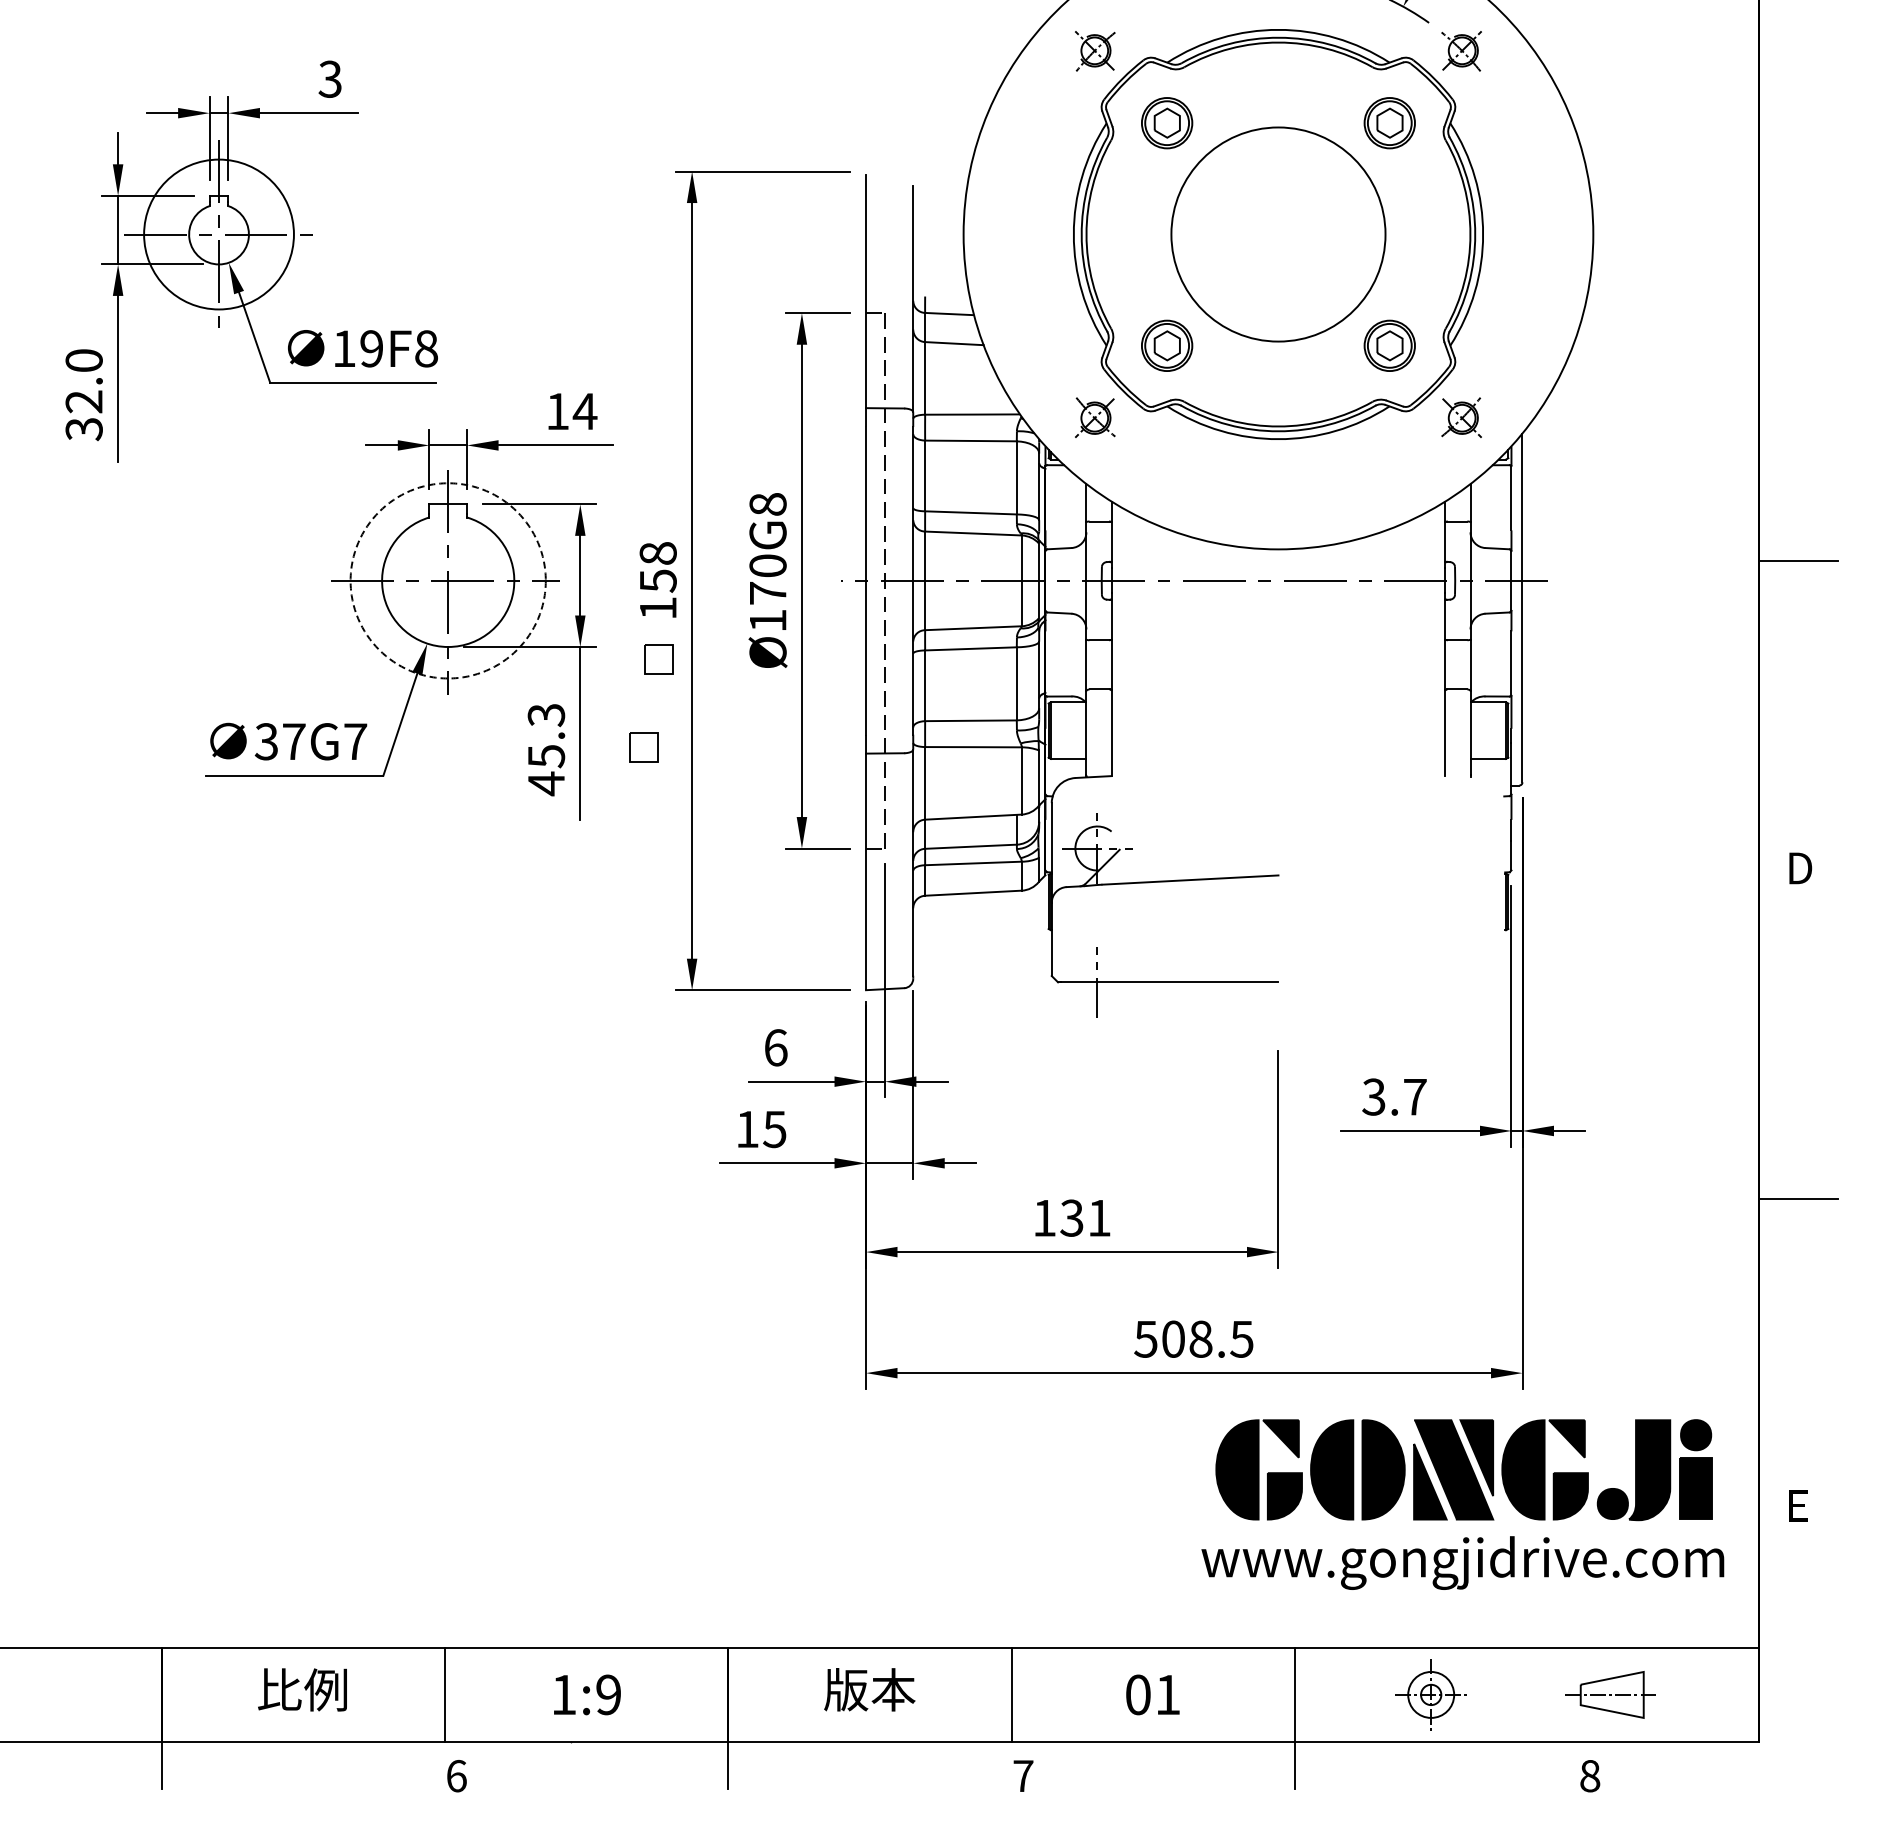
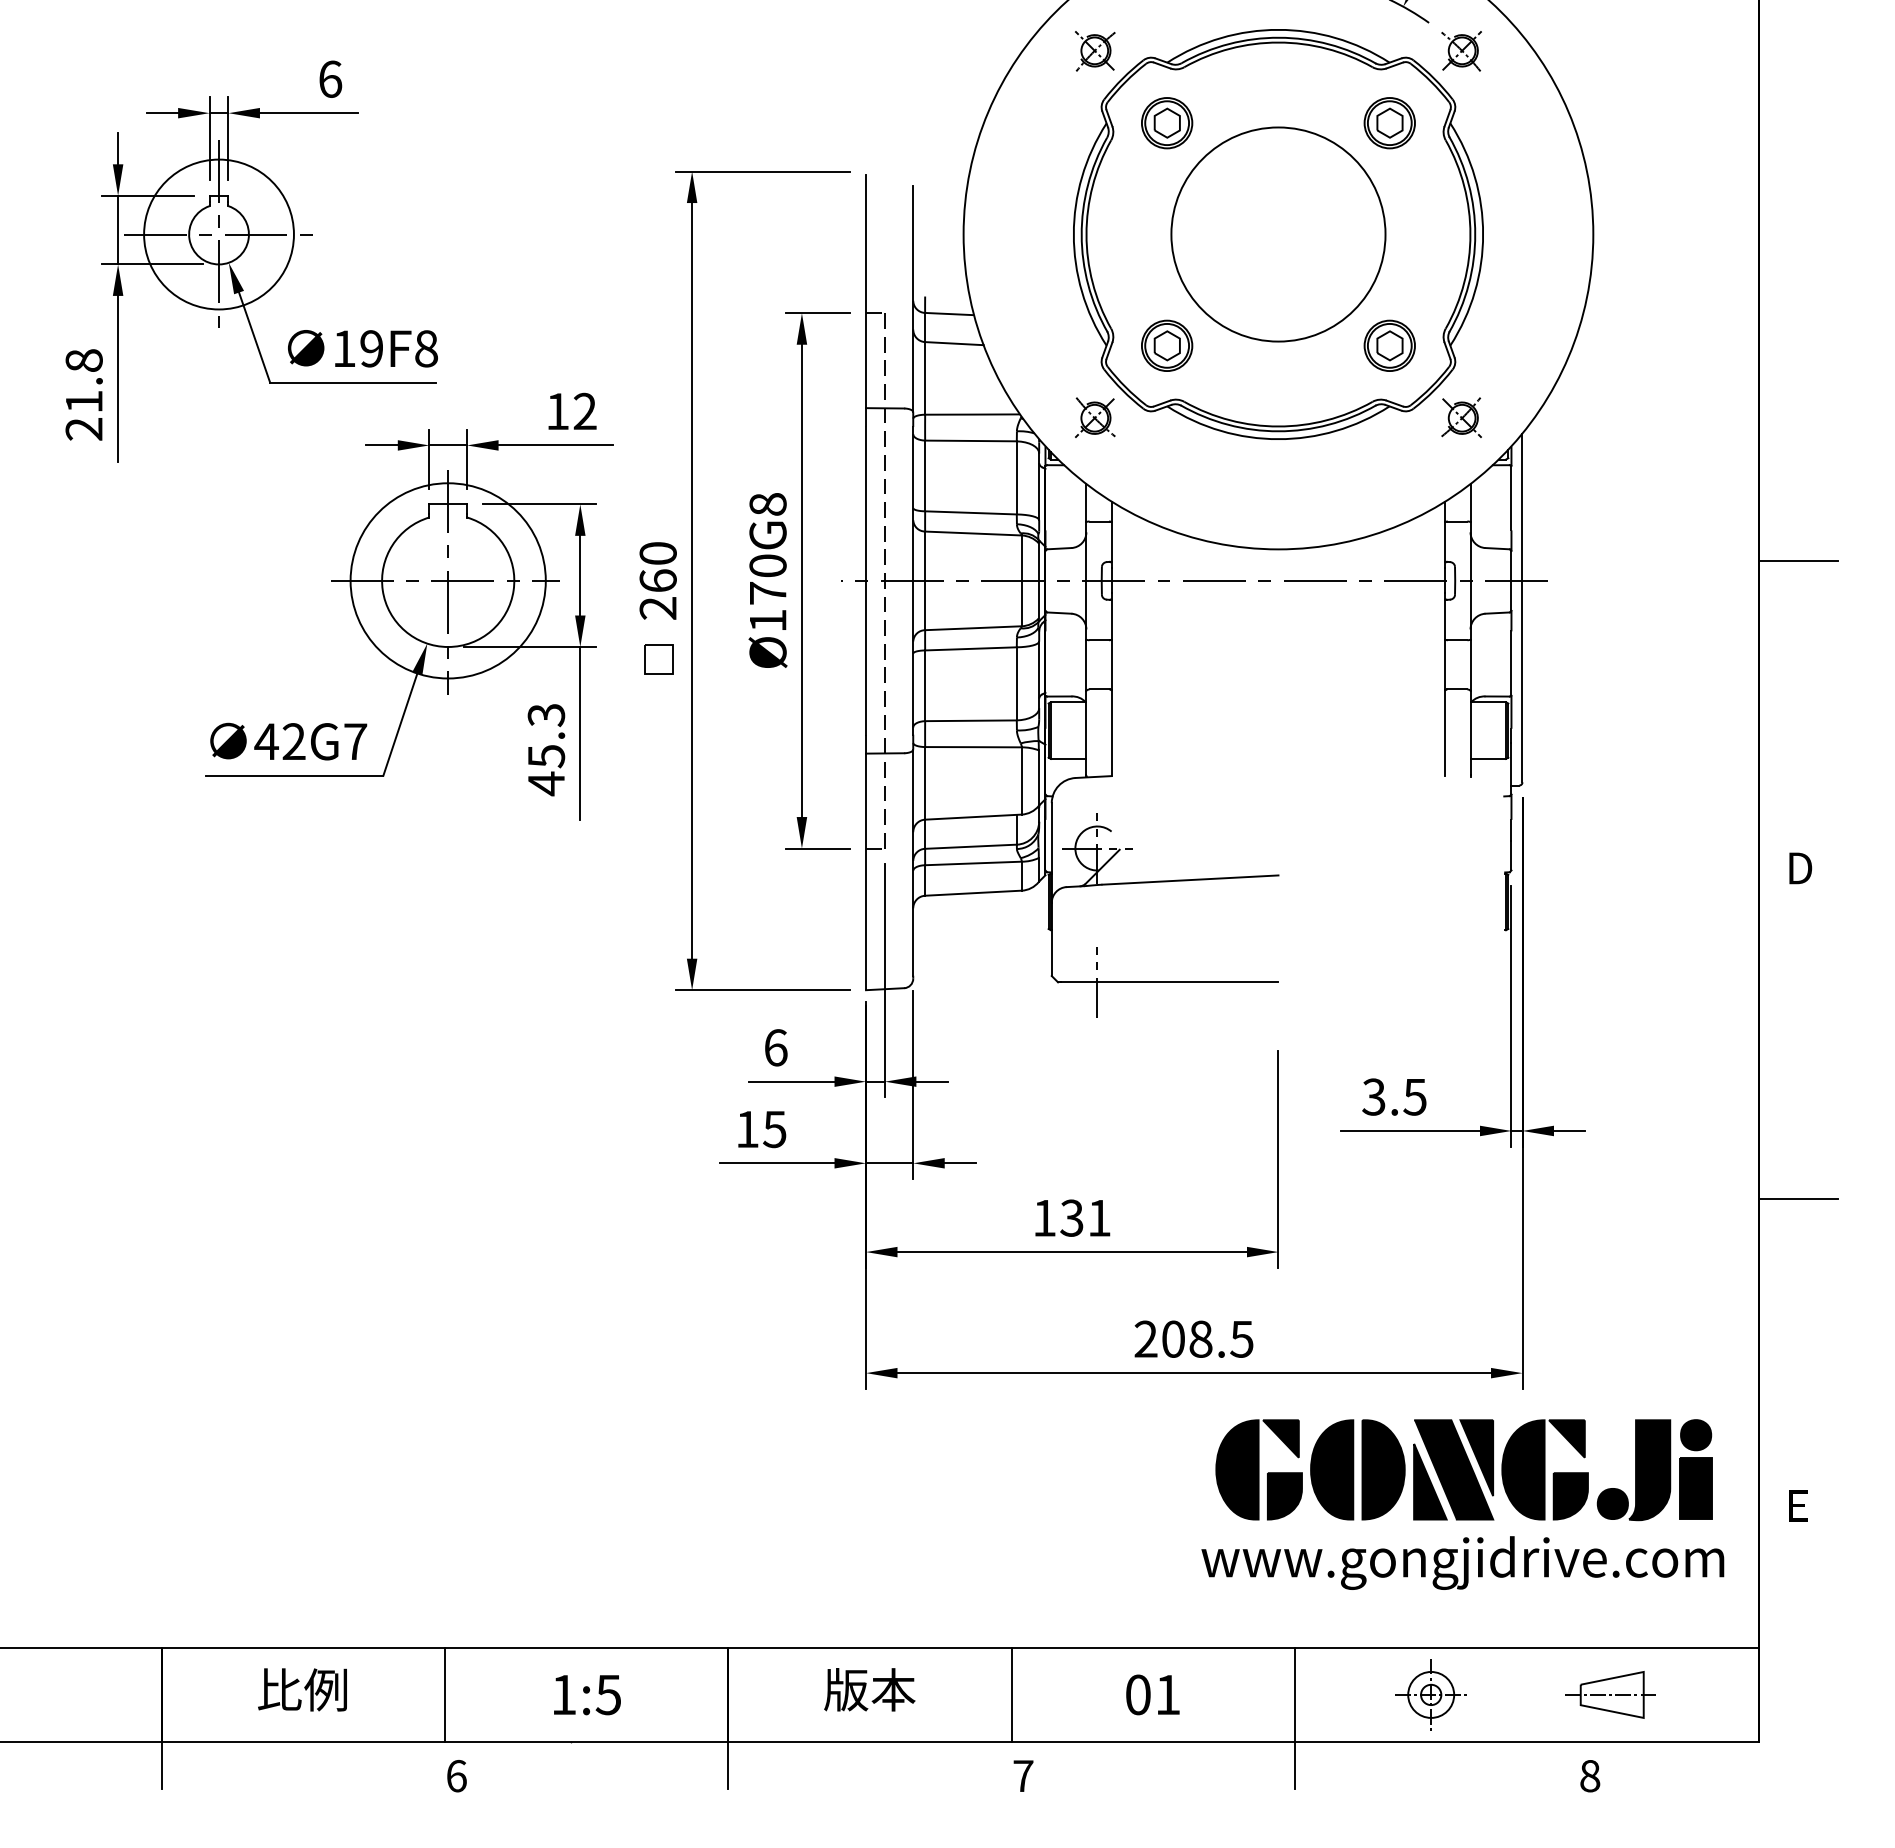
text: 3 -> 6 (330, 78)
text: 32.0 -> 21.8 (83, 395)
text: 14 -> 12 (584, 410)
circle: dashed -> solid (447, 580)
text: 158 -> 260 (657, 580)
text: 37G7 -> 42G7 (279, 741)
part: present -> none (643, 747)
text: 3.7 -> 3.5 (1414, 1097)
text: 508.5 -> 208.5 (1145, 1338)
text: 1:9 -> 1:5 (607, 1694)
